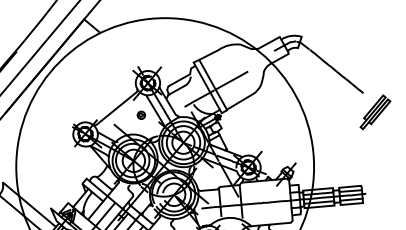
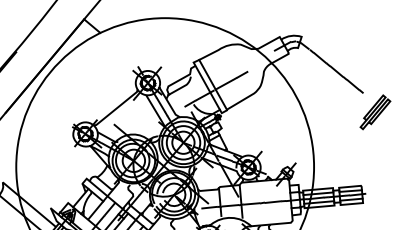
line: present -> none (40, 47)
part: present -> none (140, 114)
